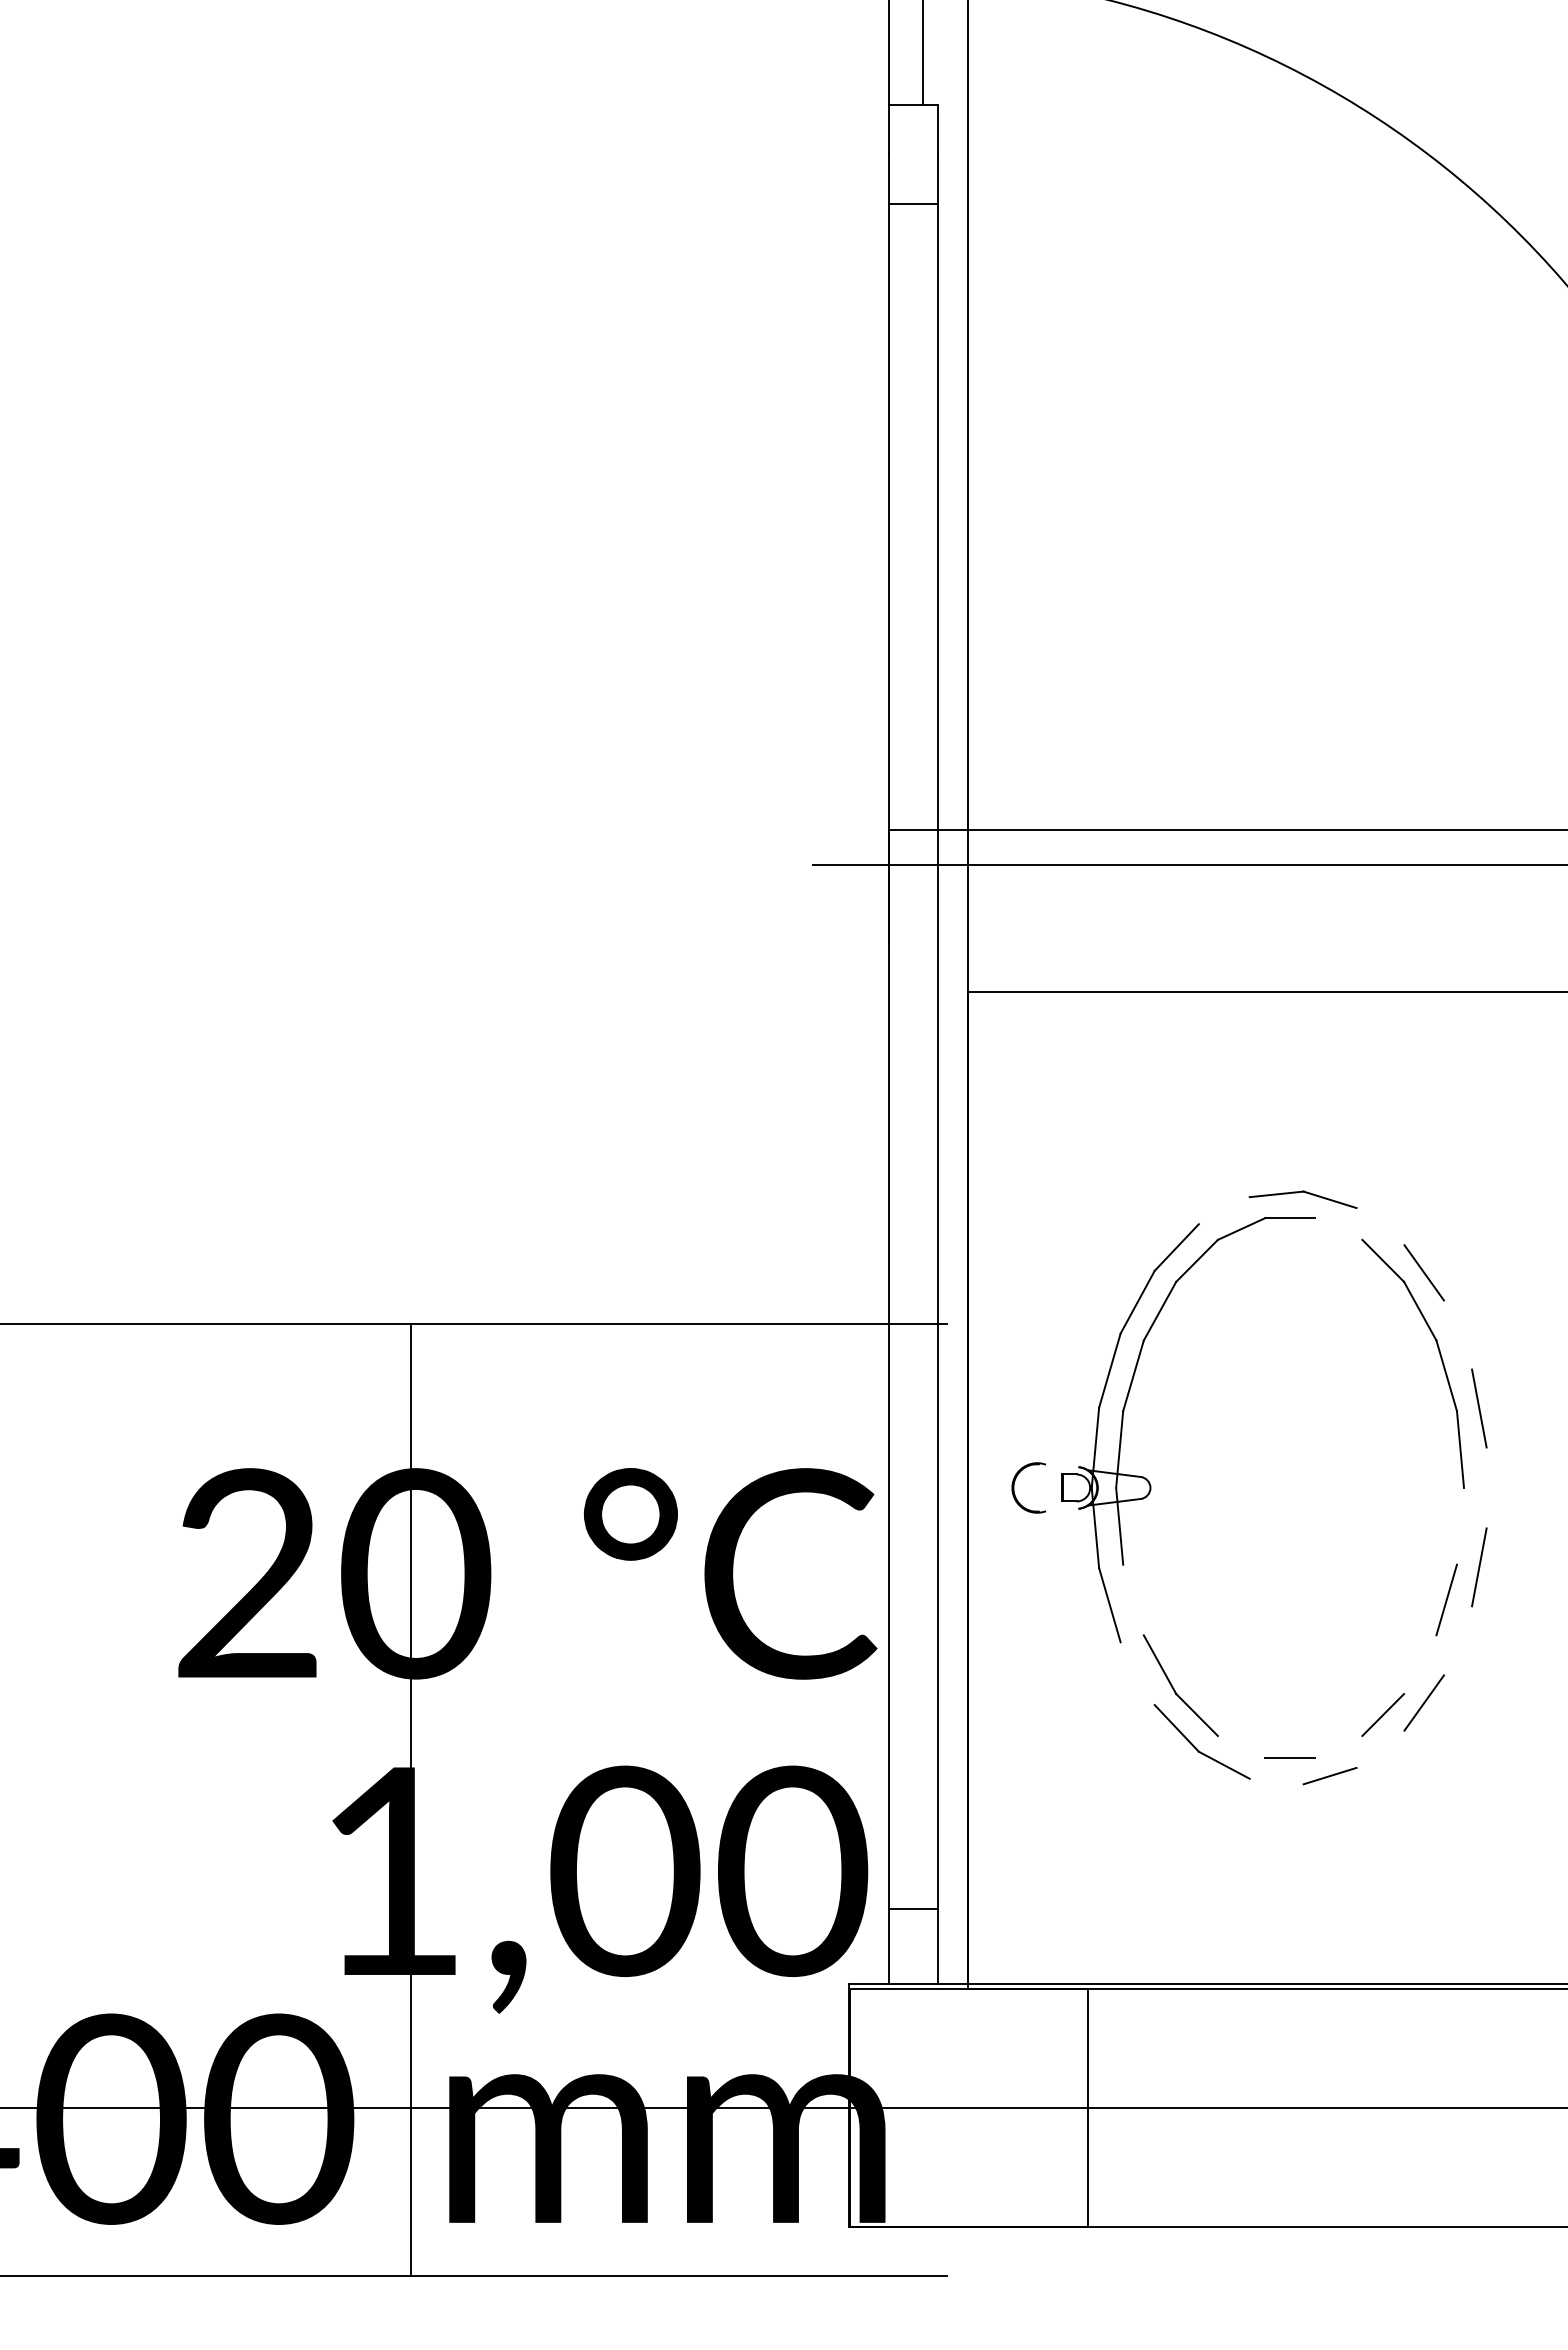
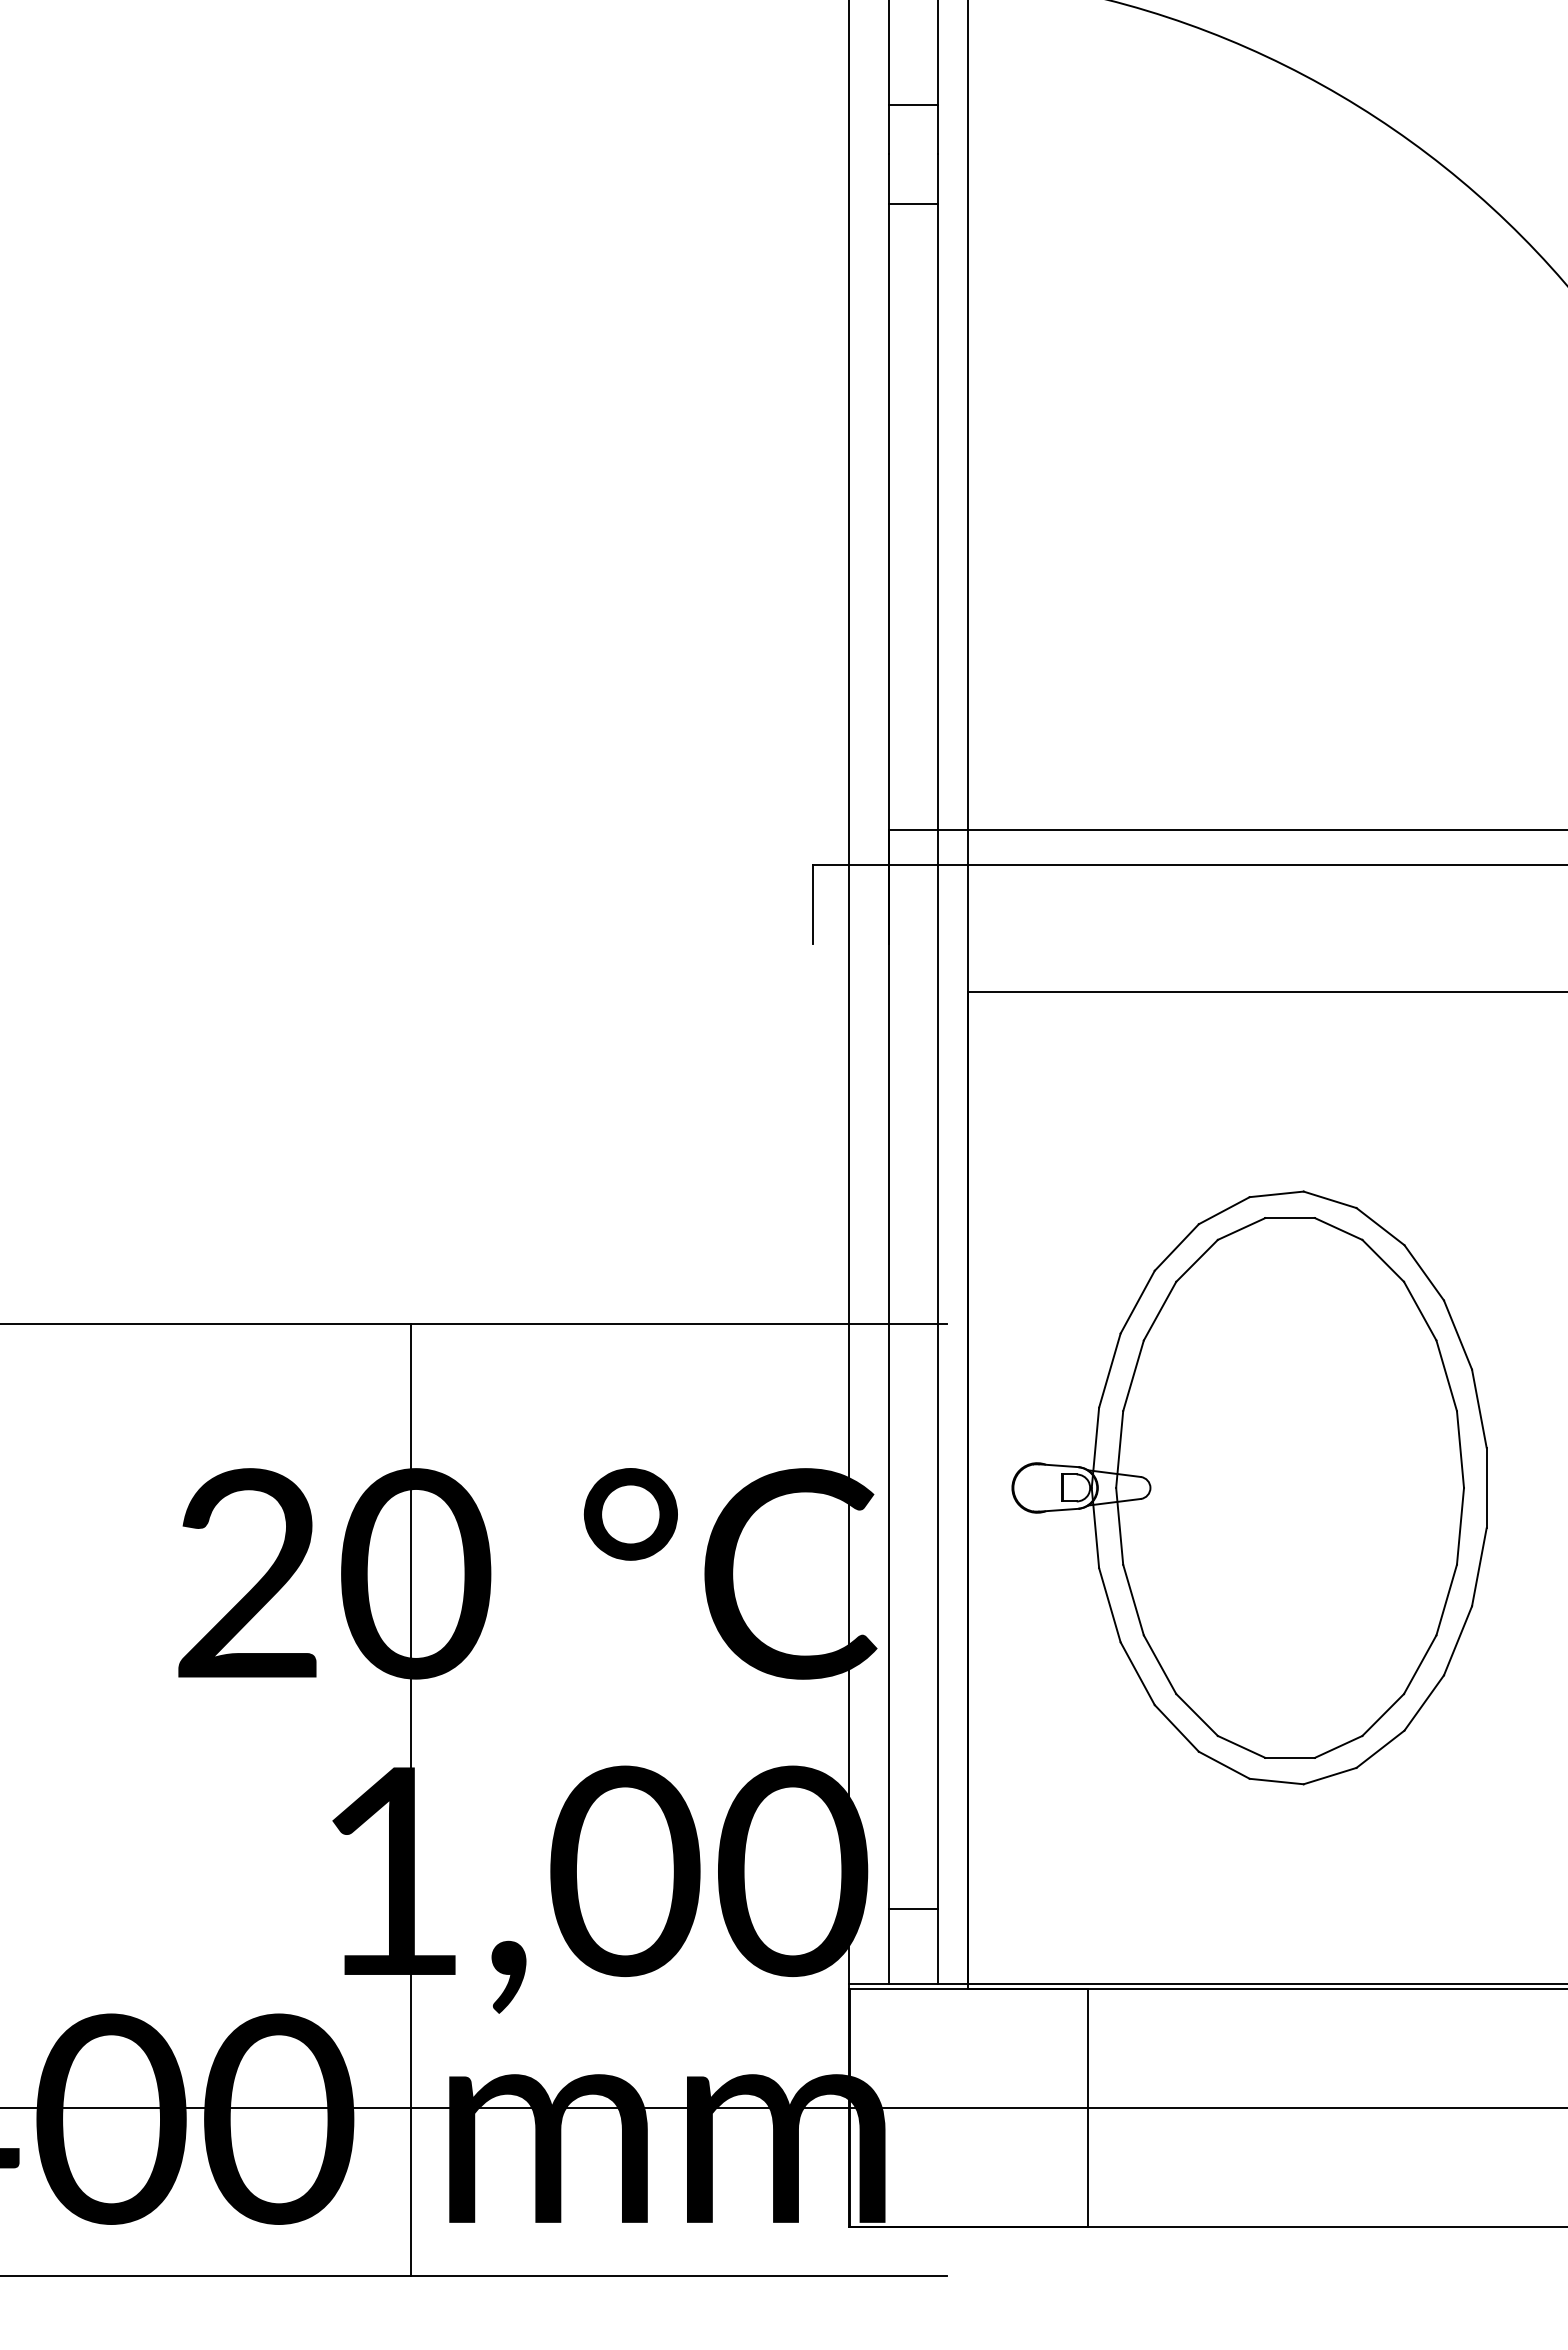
line position: (923, 53) -> (938, 53) (938, 53)
line: none -> present (812, 904)
line: none -> present (848, 992)
line: none -> present (1223, 1210)
line: none -> present (1380, 1226)
line: none -> present (1338, 1228)
line: none -> present (1457, 1334)
line: none -> present (1058, 1465)
line: none -> present (1486, 1487)
line: none -> present (1058, 1509)
line: none -> present (1460, 1525)
line: none -> present (1133, 1599)
line: none -> present (1457, 1640)
line: none -> present (1420, 1664)
line: none -> present (1137, 1673)
line: none -> present (1241, 1746)
line: none -> present (1338, 1746)
line: none -> present (1380, 1748)
line: none -> present (1276, 1781)
